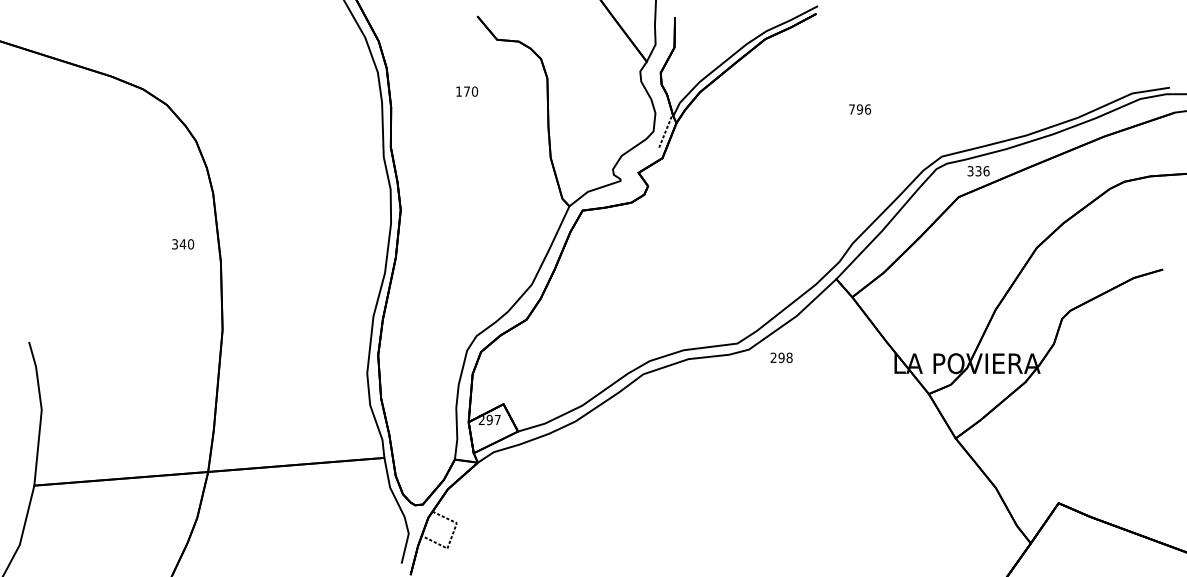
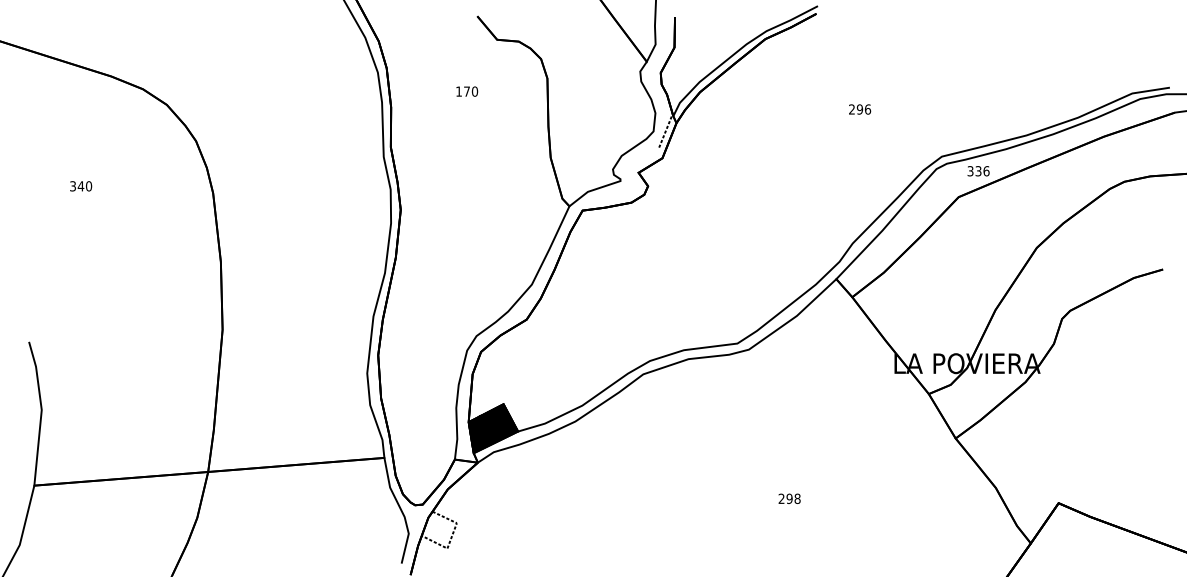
text: 796 -> 296 (851, 109)
text position: (183, 244) -> (81, 186) (81, 186)
text position: (781, 357) -> (789, 498) (789, 498)
fill: none -> present (493, 428)
